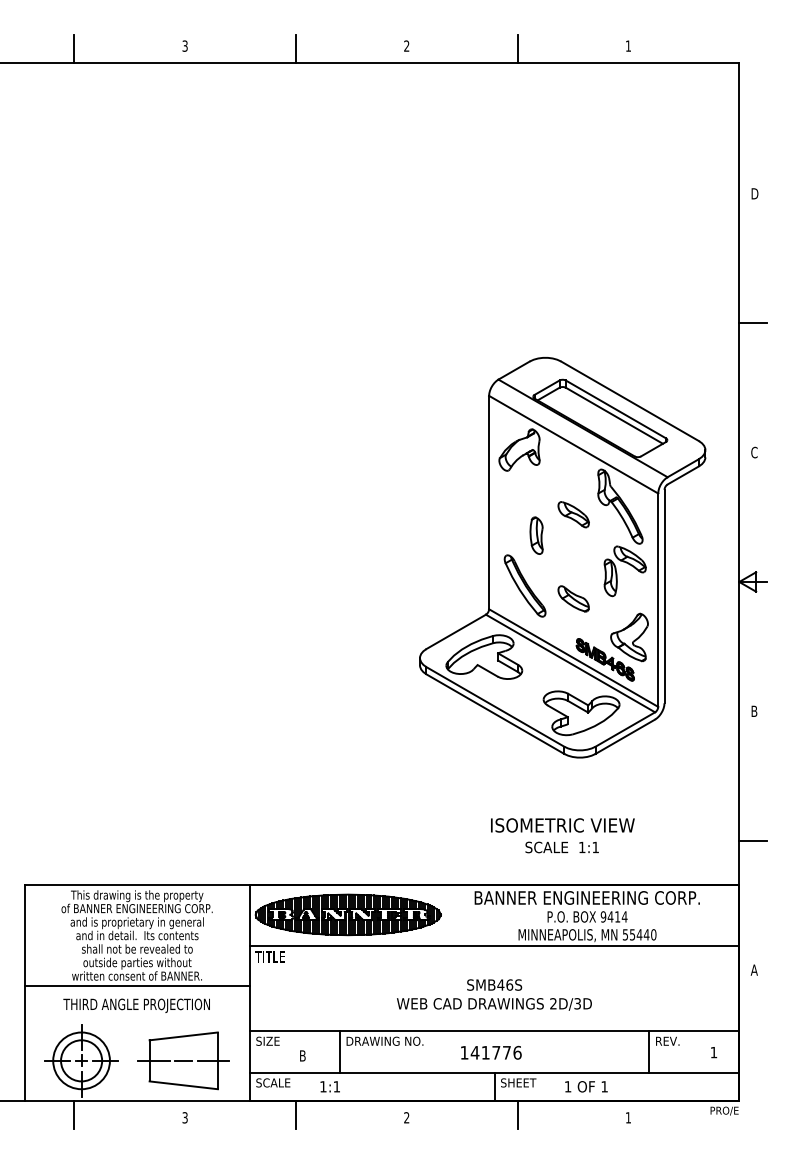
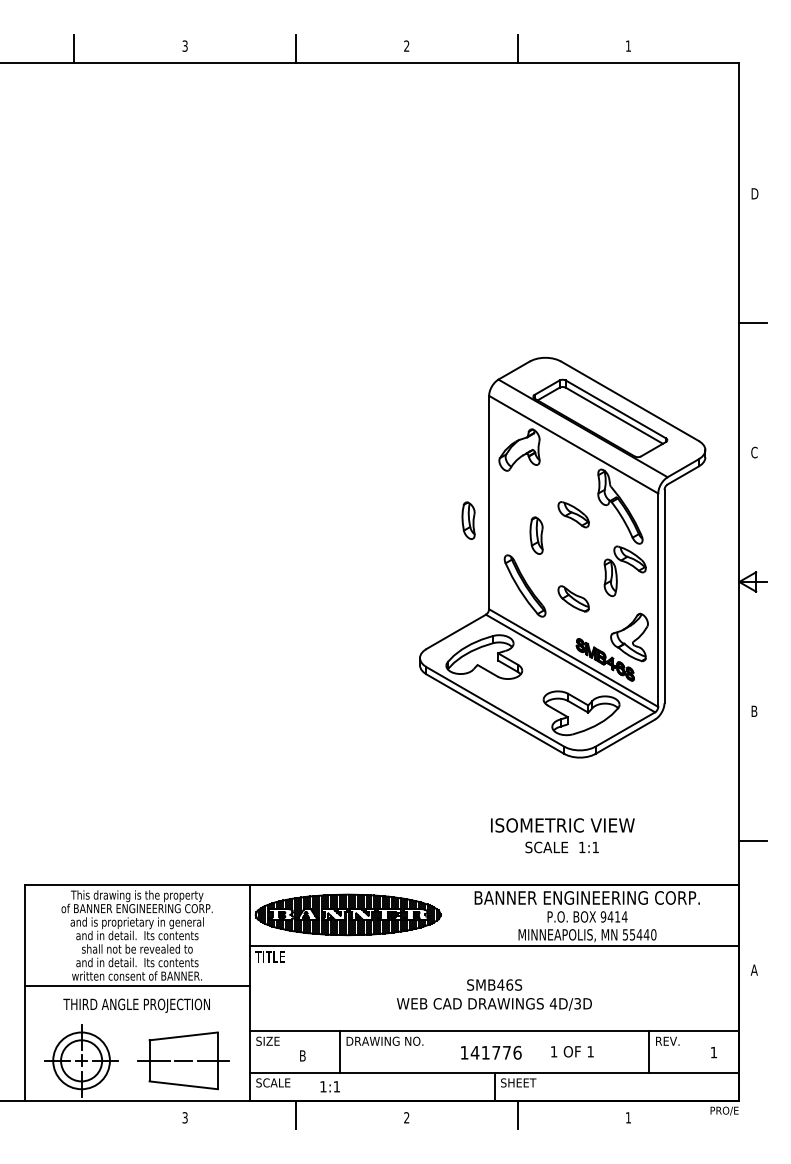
part: none -> present (468, 520)
text: outside parties without -> and in detail.  Its contents (137, 963)
text: 2D/3D -> 4D/3D (553, 1003)
text position: (586, 1086) -> (572, 1051) (572, 1051)
line: present -> none (74, 1114)
